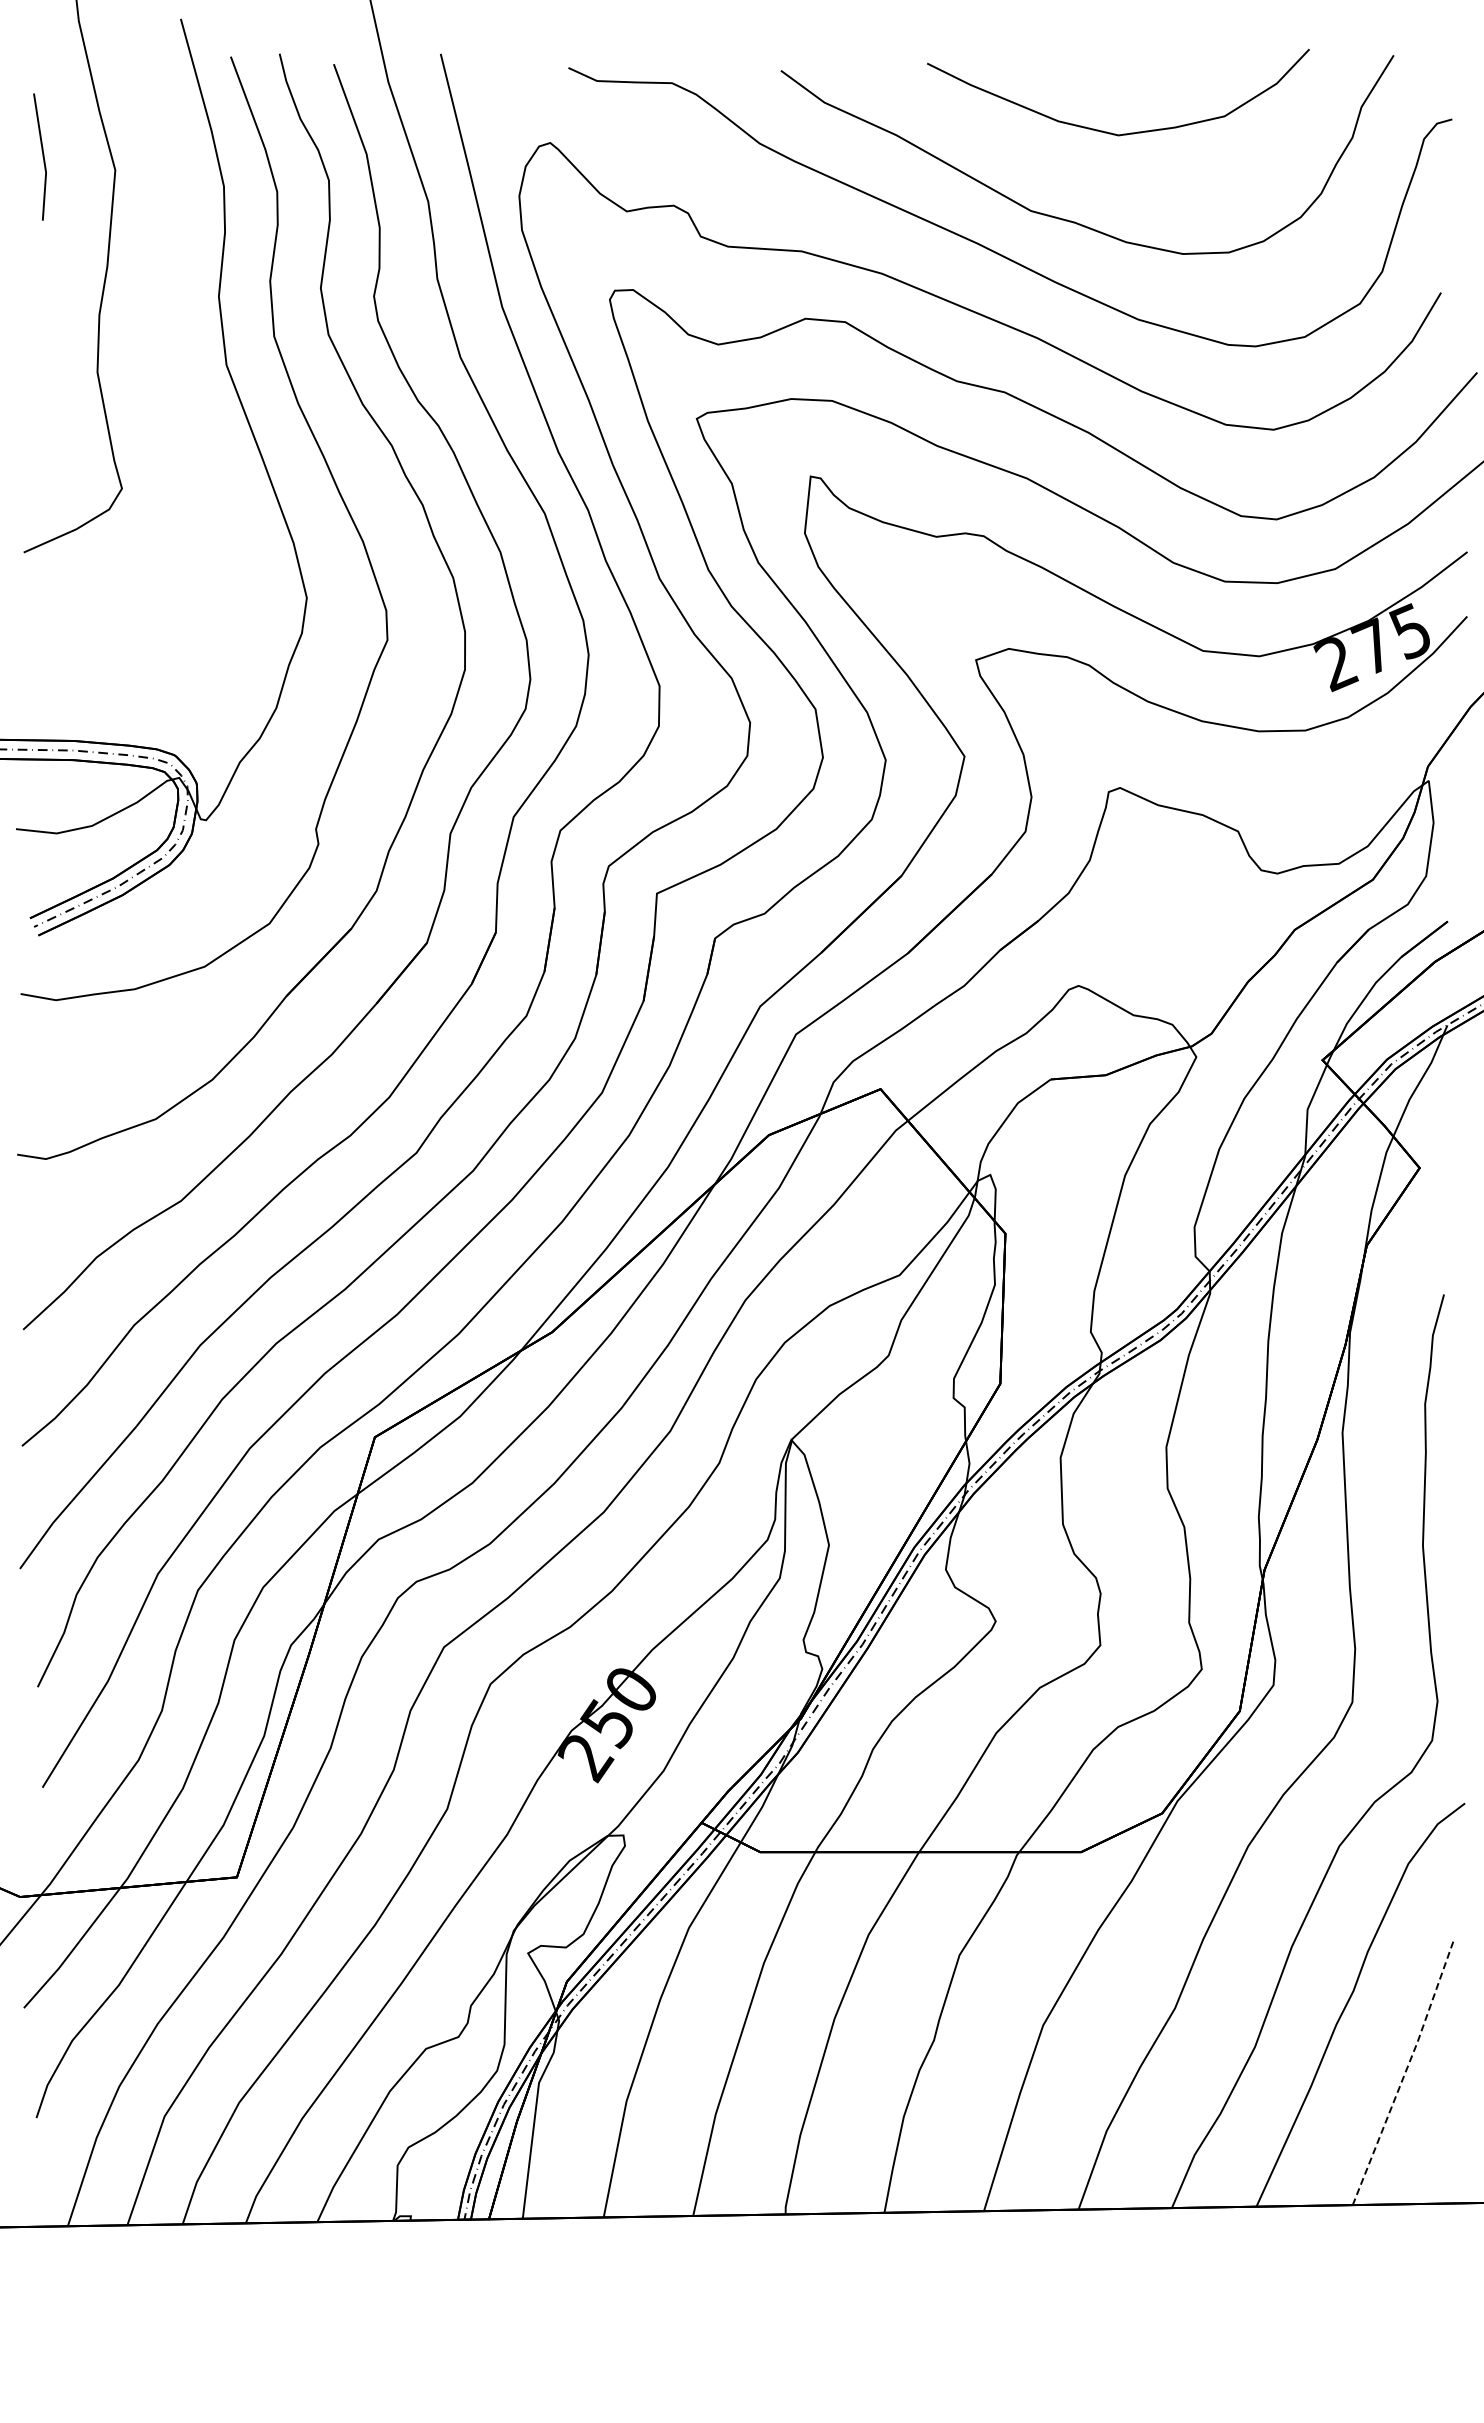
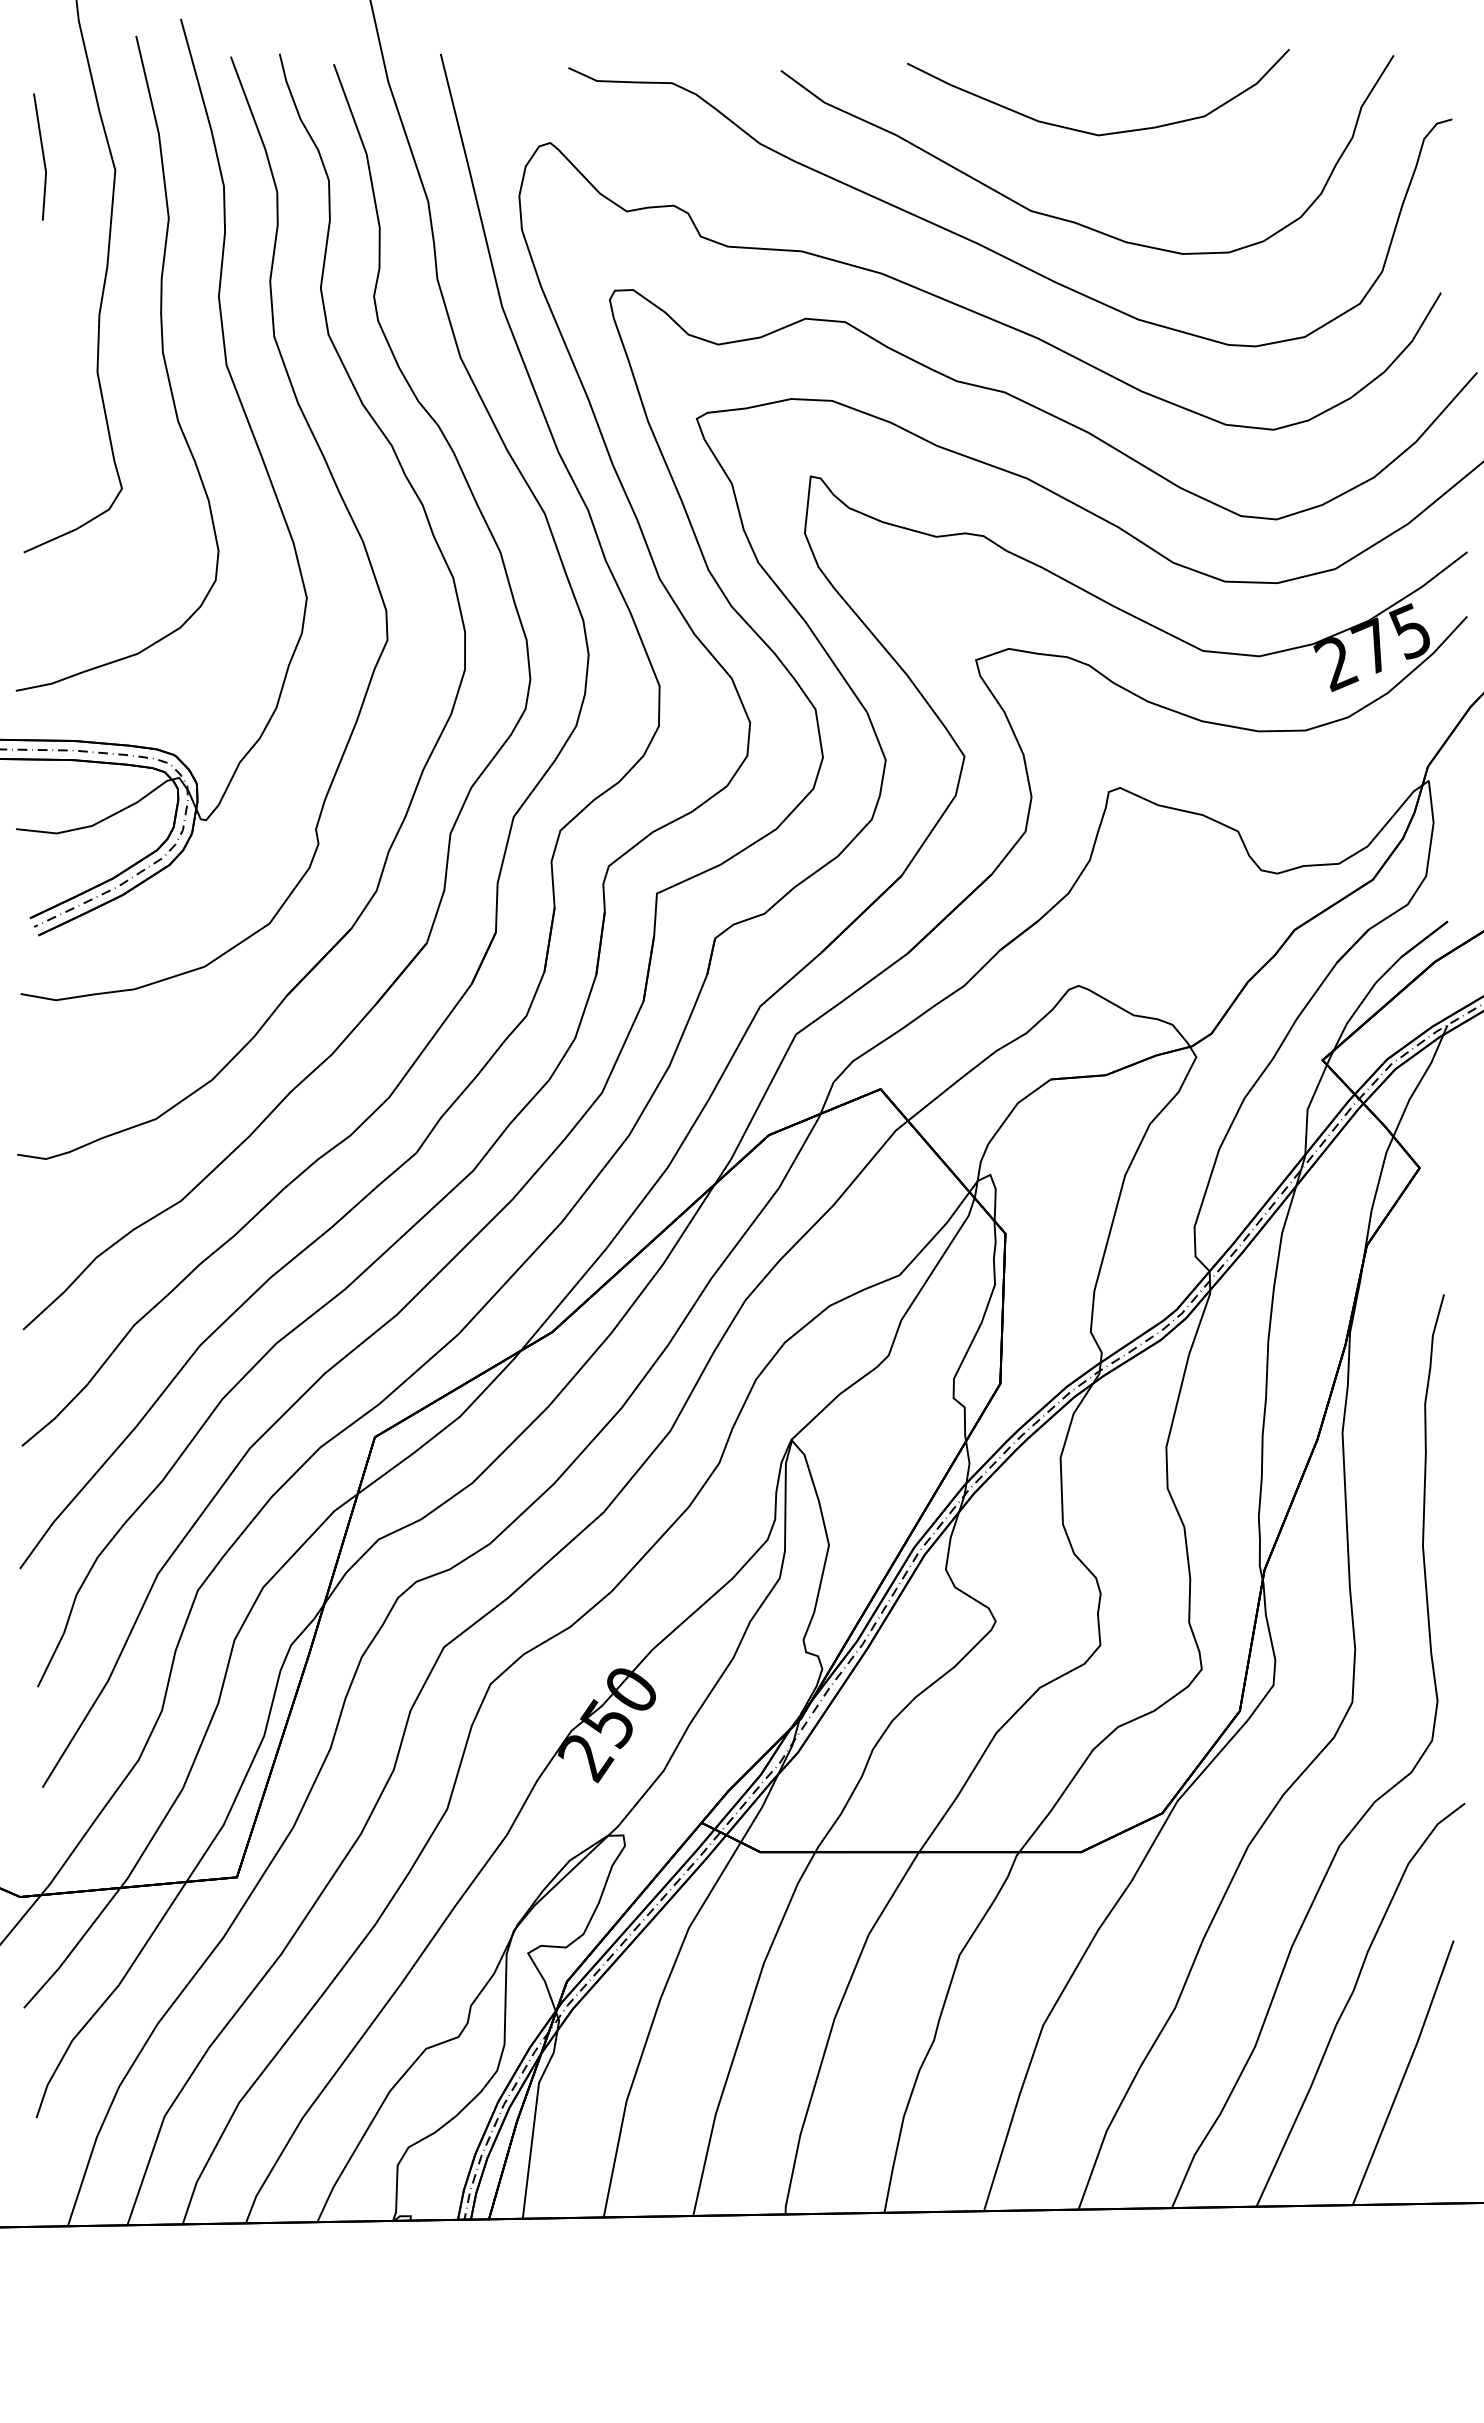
curve position: (1107, 131) -> (1087, 131) (1087, 131)
curve: none -> present (162, 356)
line: dashed -> solid (1405, 2072)
